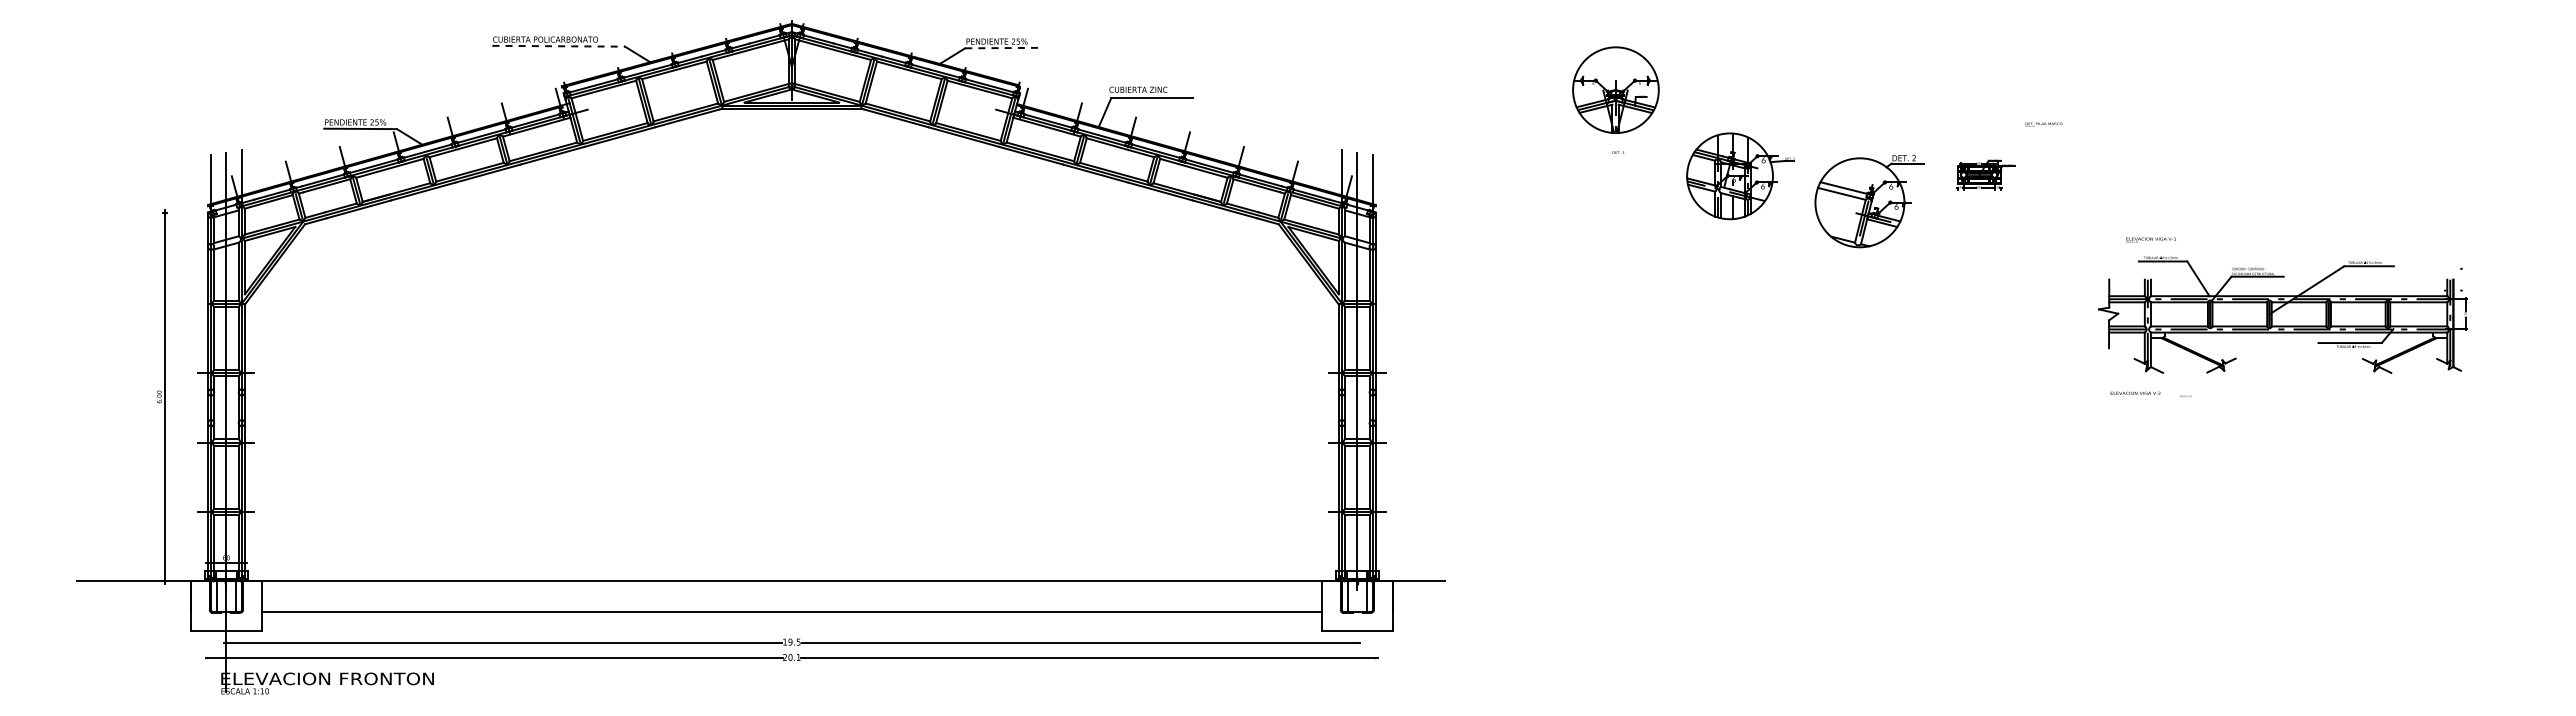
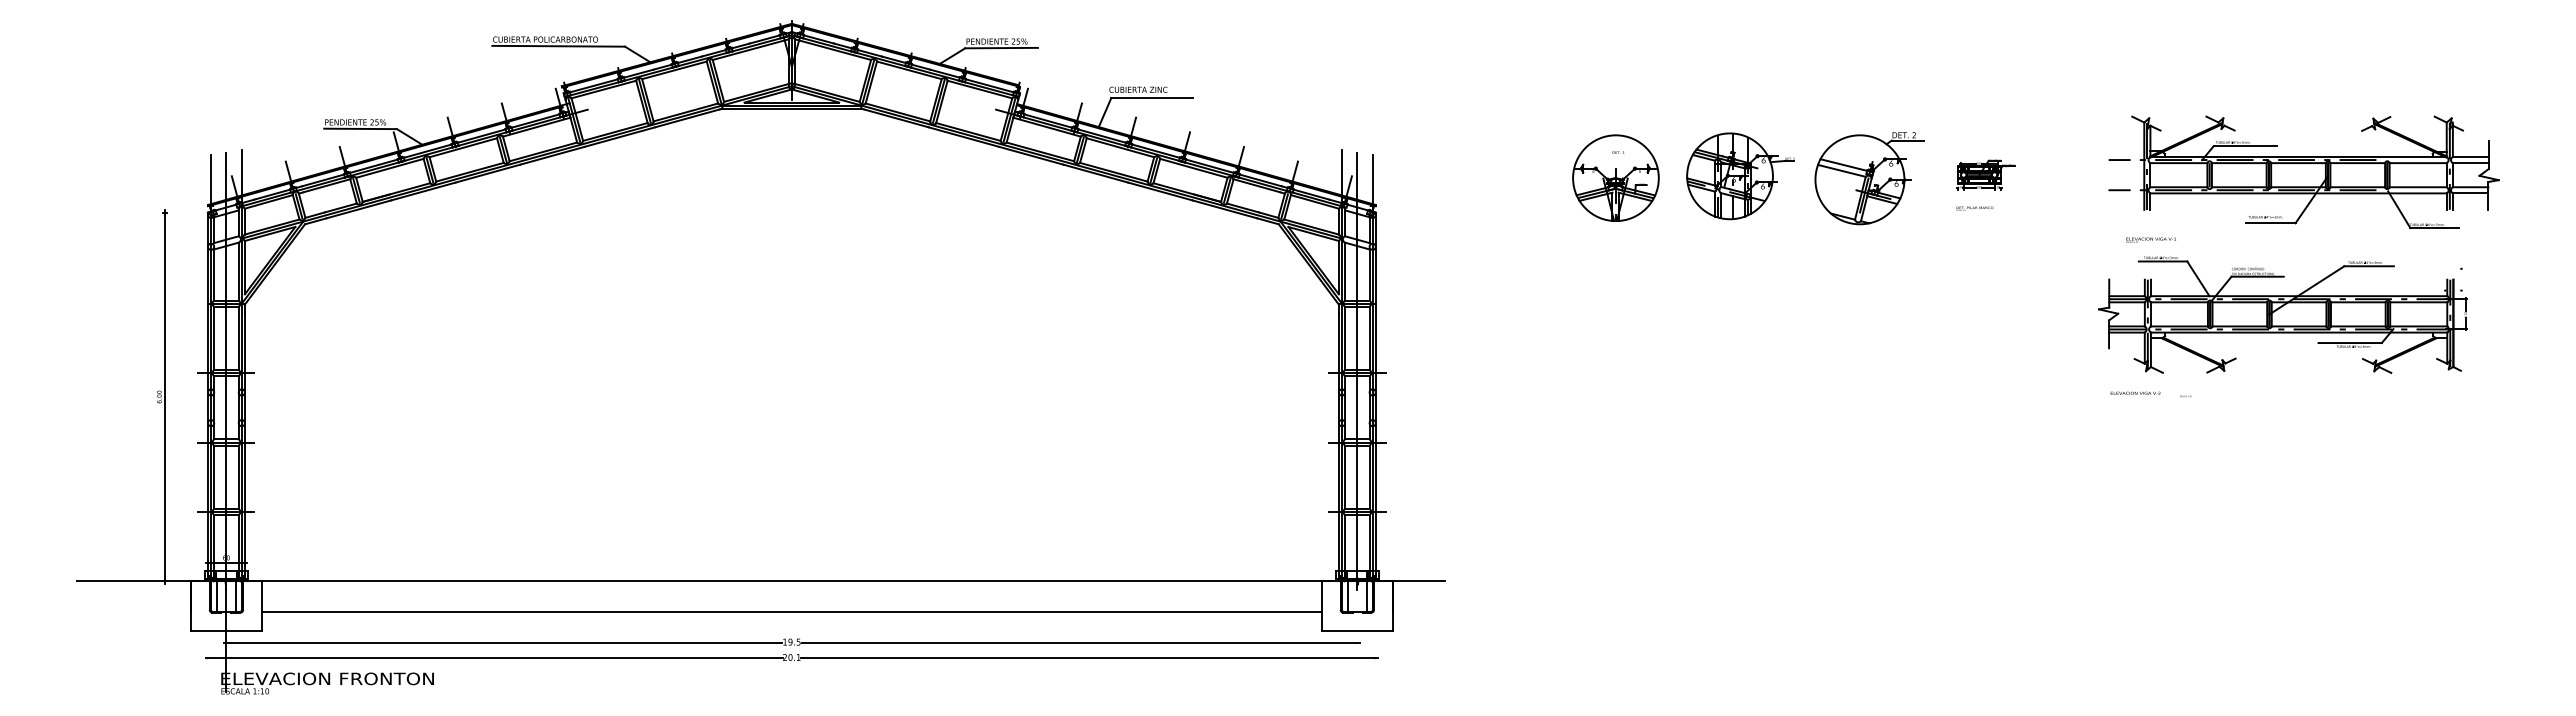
line: dashed -> solid (559, 46)
line: dashed -> solid (1001, 48)
part position: (1615, 89) -> (1615, 177) (1615, 177)
text position: (2043, 124) -> (1974, 208) (1974, 208)
part: none -> present (2303, 172)
part position: (1869, 201) -> (1869, 178) (1869, 178)
